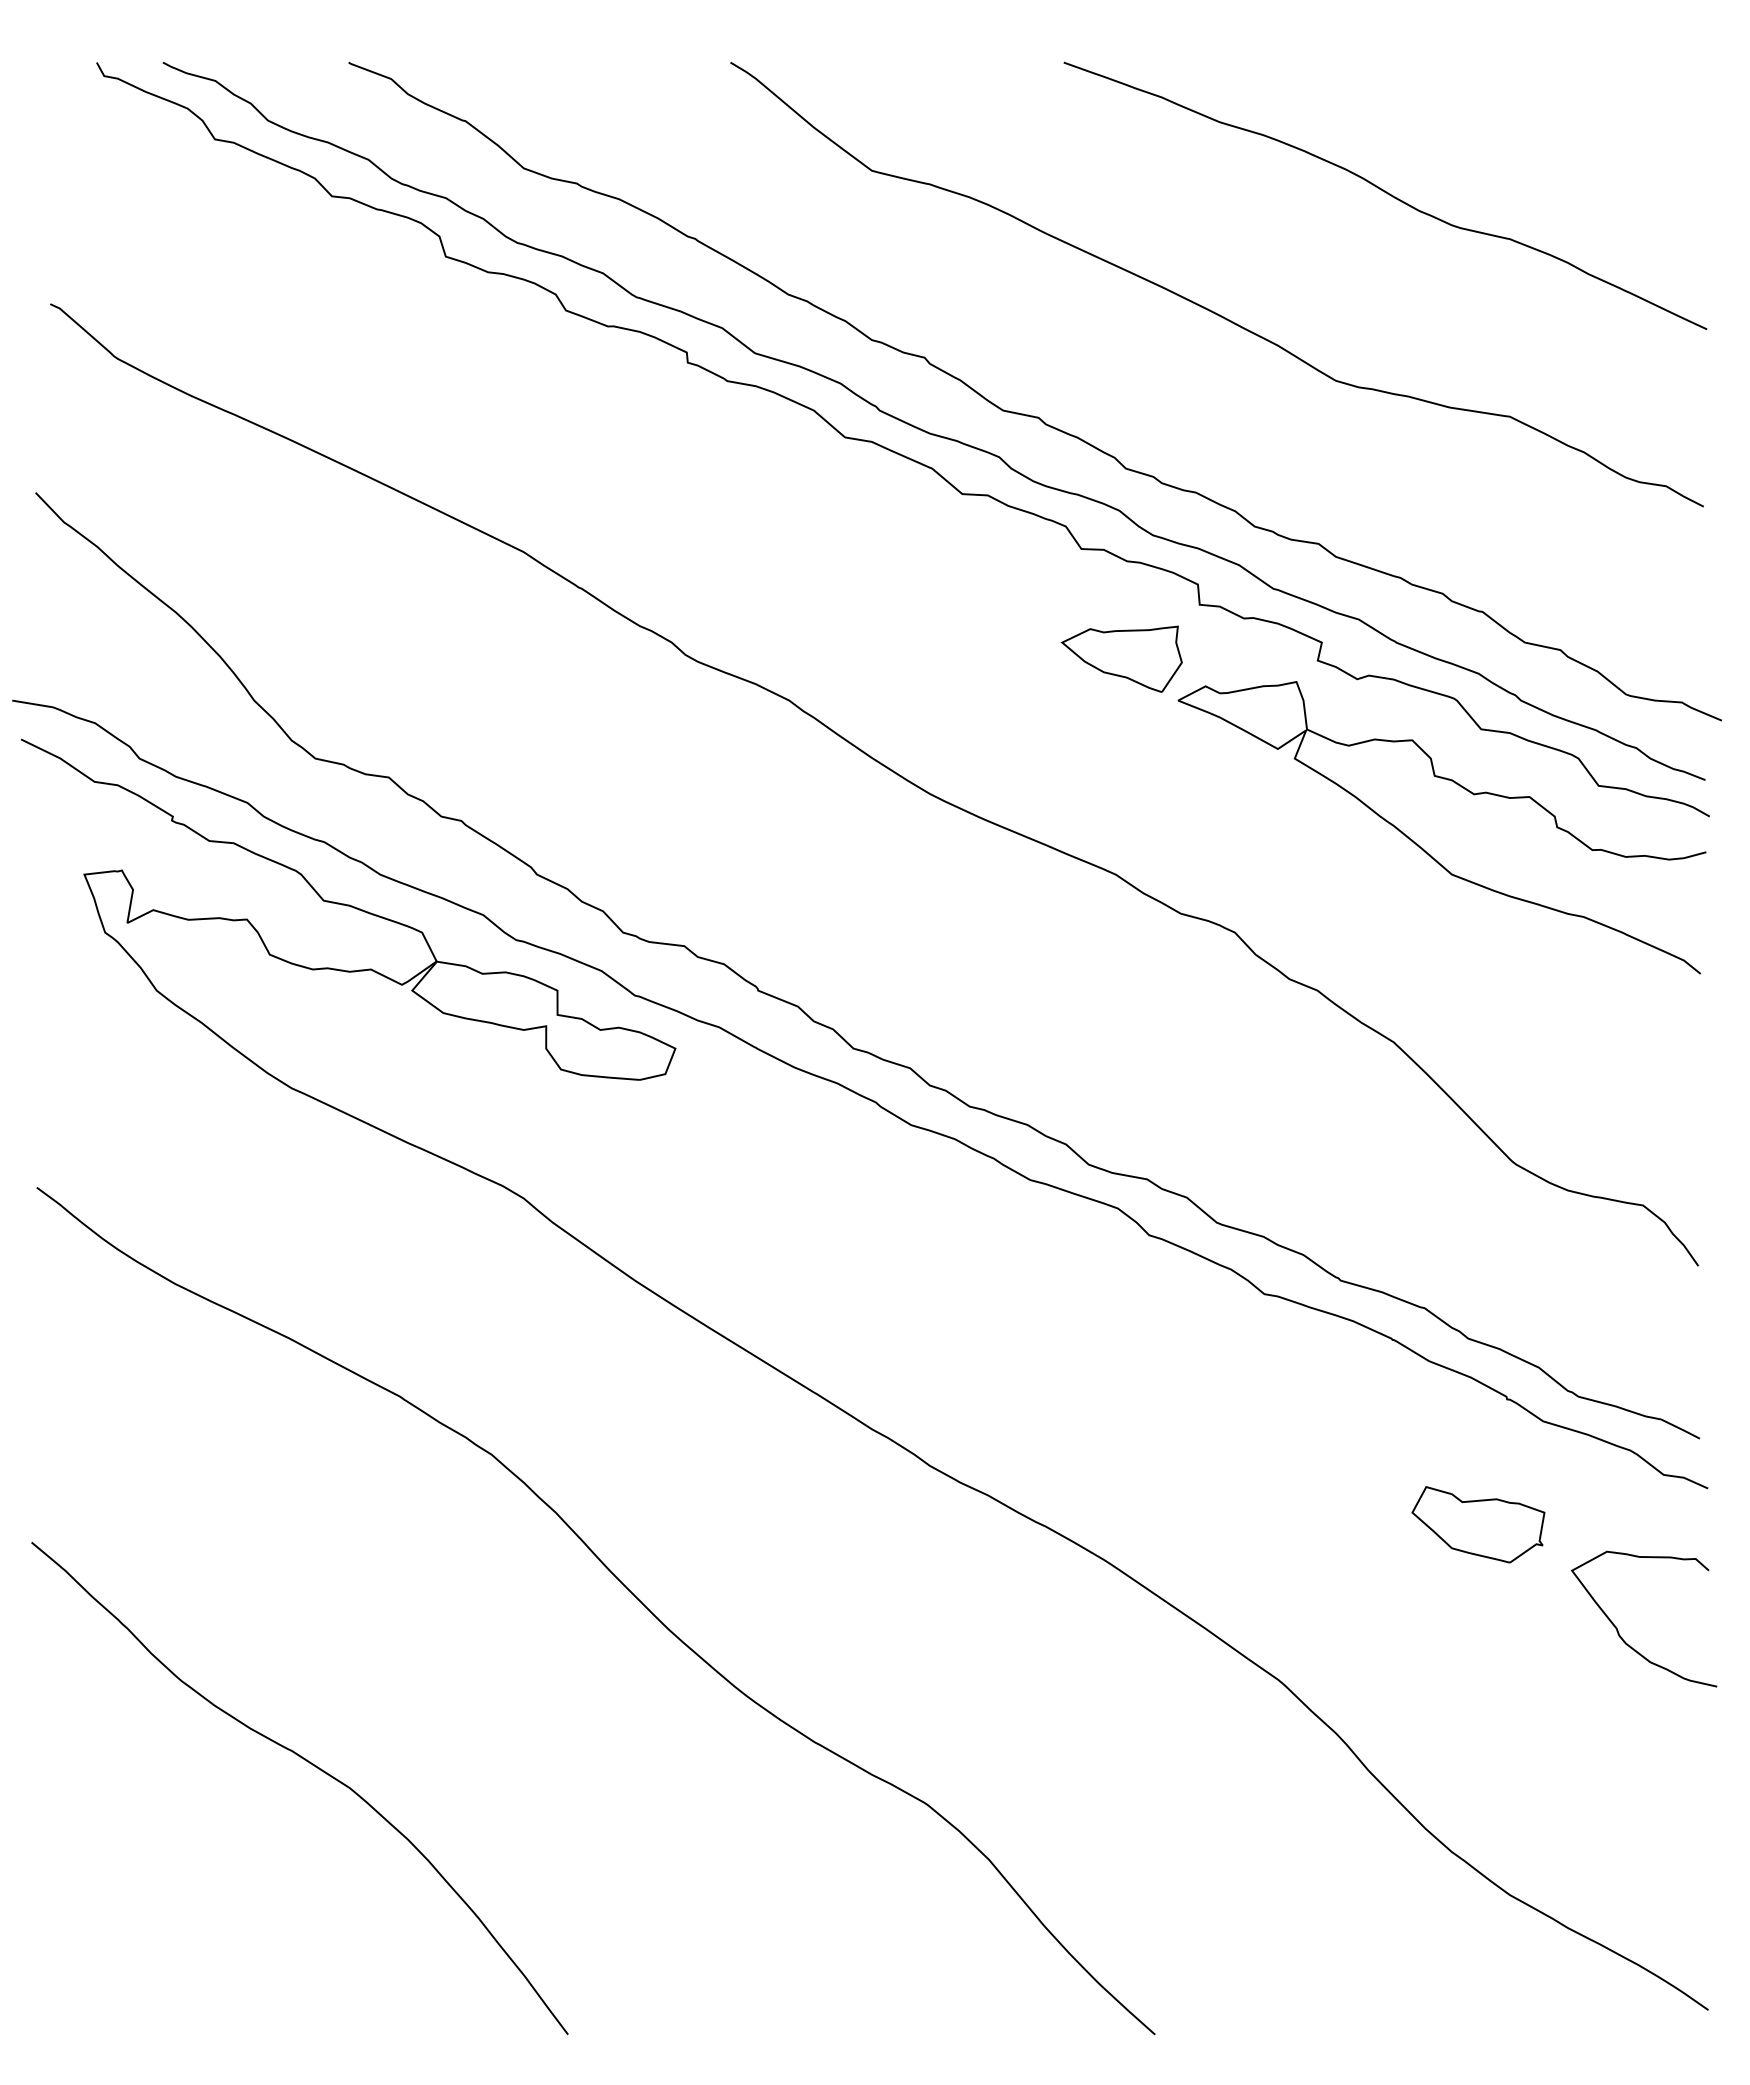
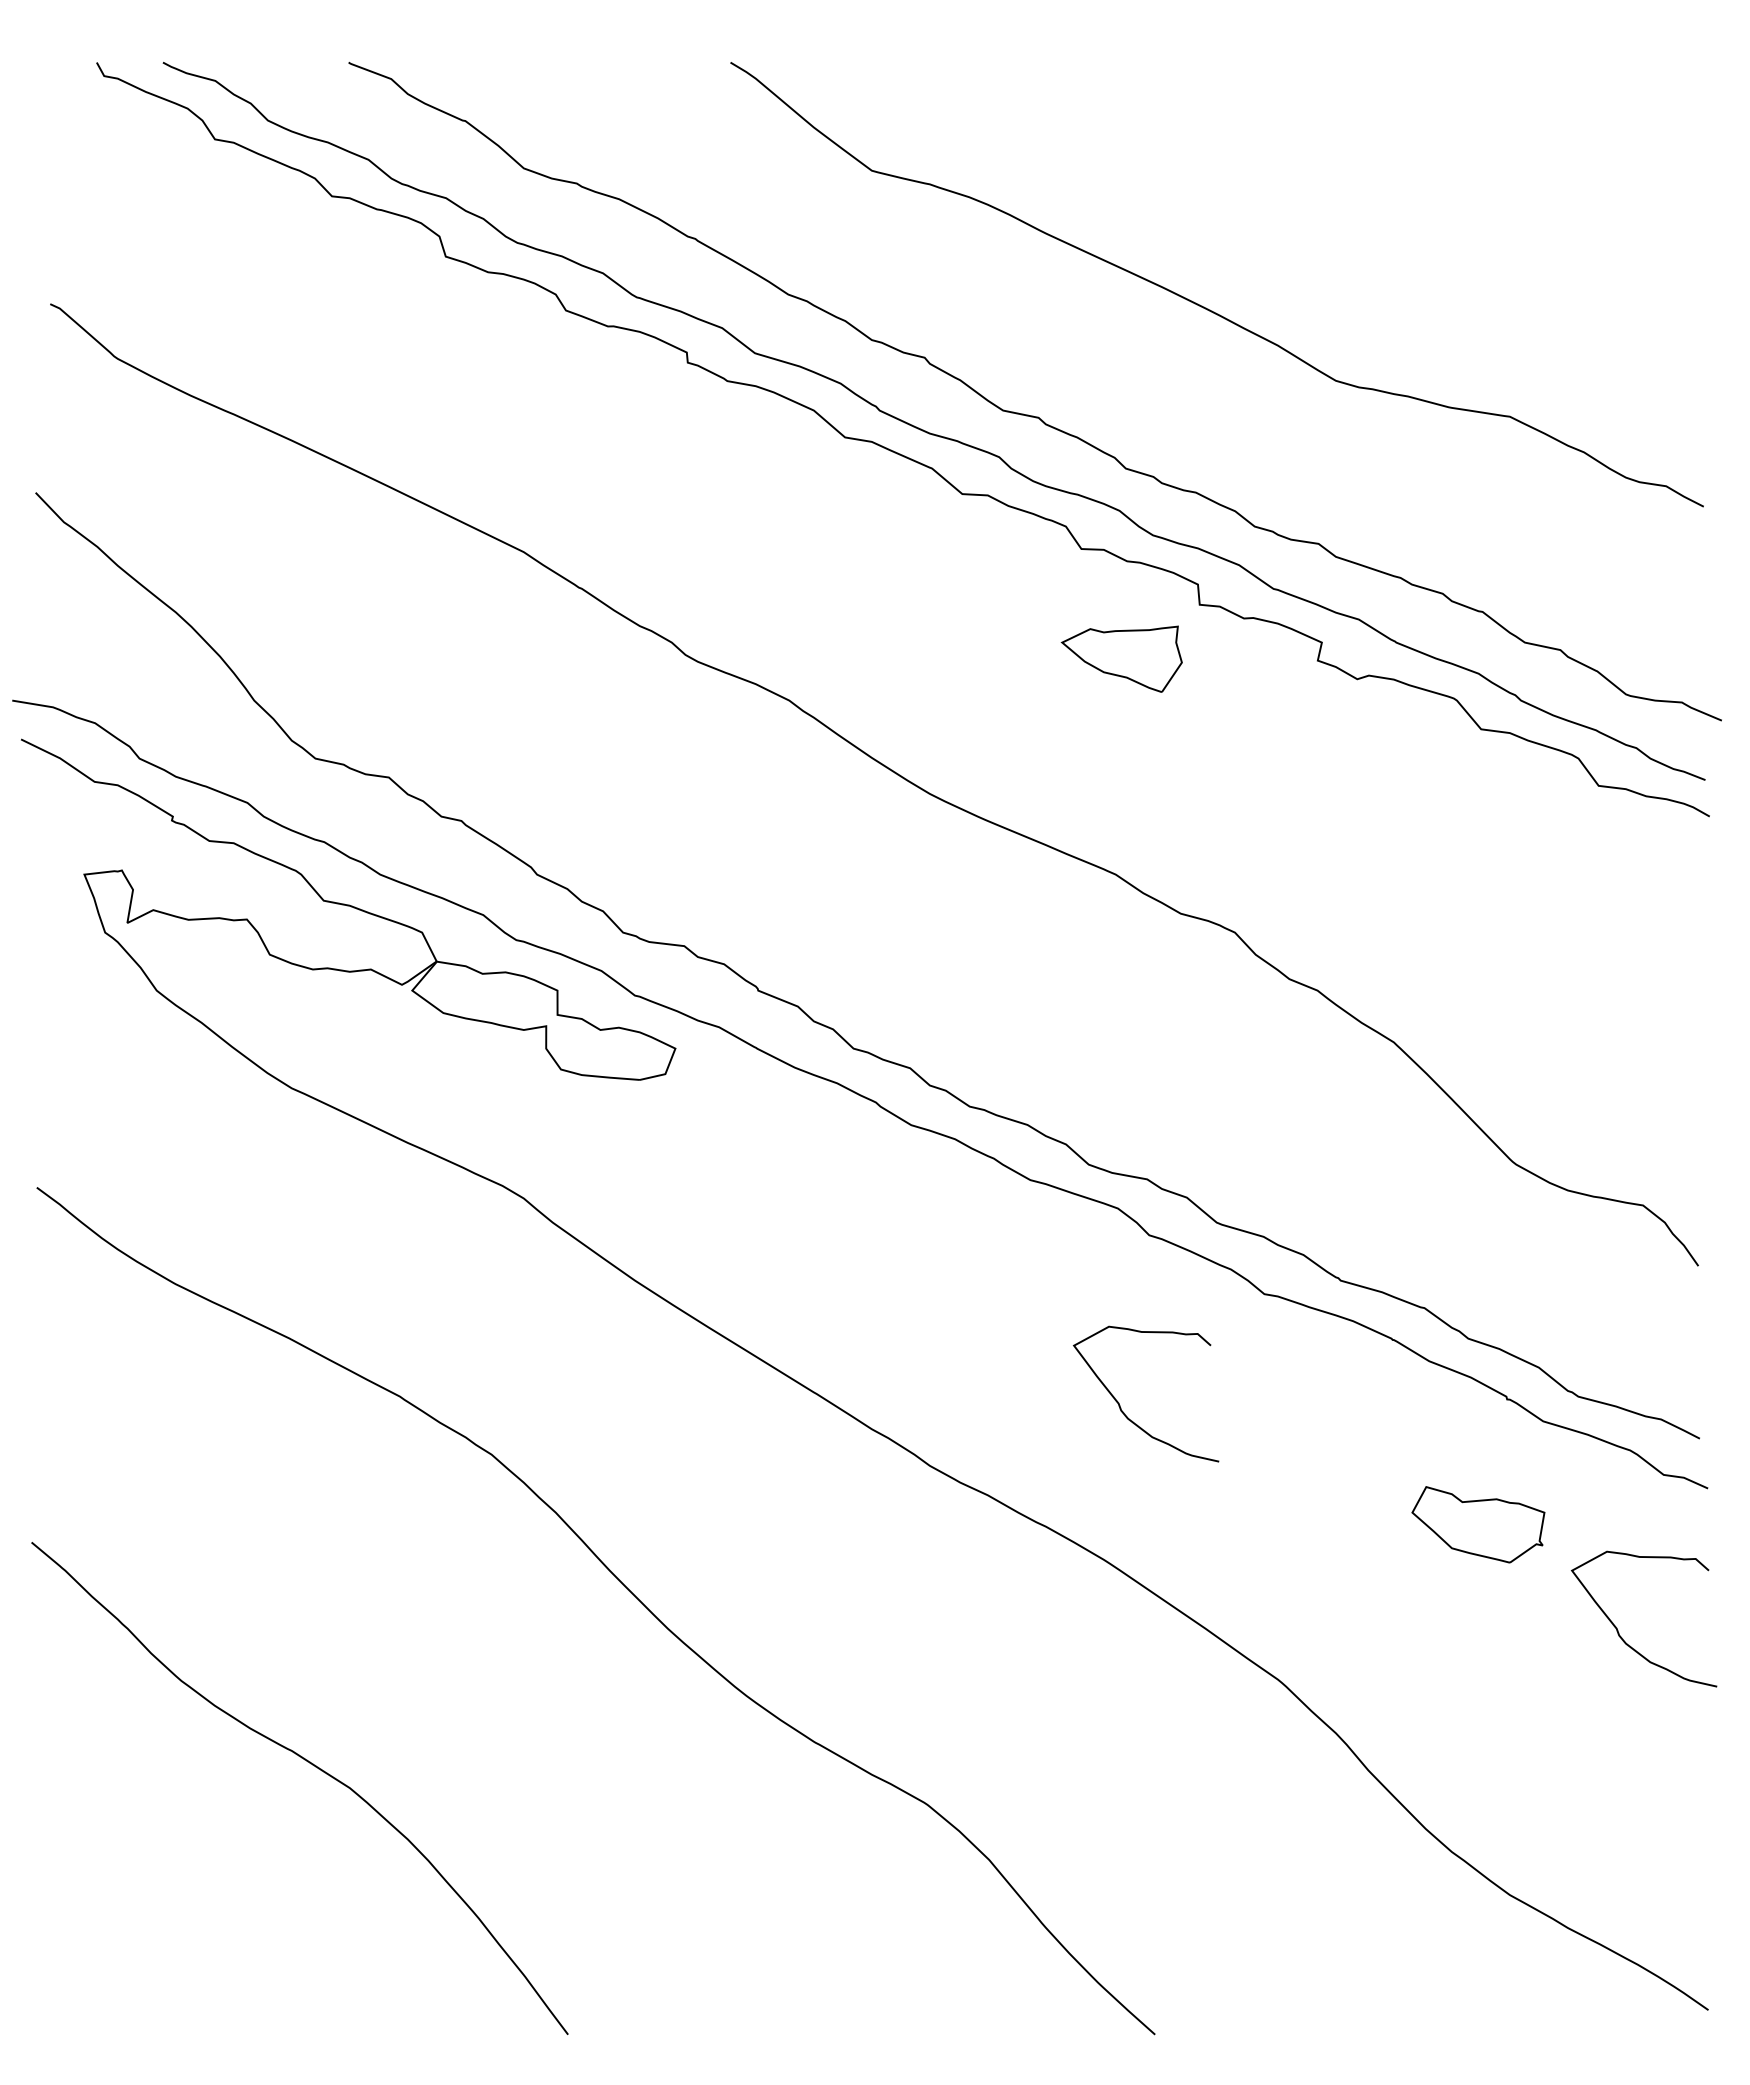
curve: present -> none (1386, 193)
curve: present -> none (1422, 847)
curve: none -> present (1120, 1405)
